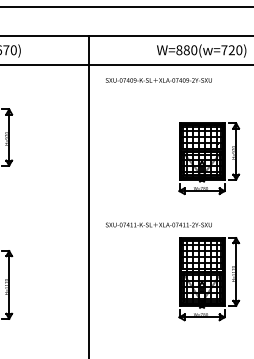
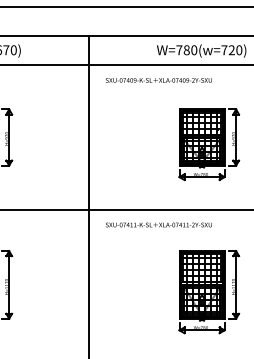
text: W=880(w=720) -> W=780(w=720) (179, 50)
part position: (209, 158) -> (209, 144) (209, 144)
line: none -> present (126, 209)
part position: (209, 279) -> (209, 292) (209, 292)
